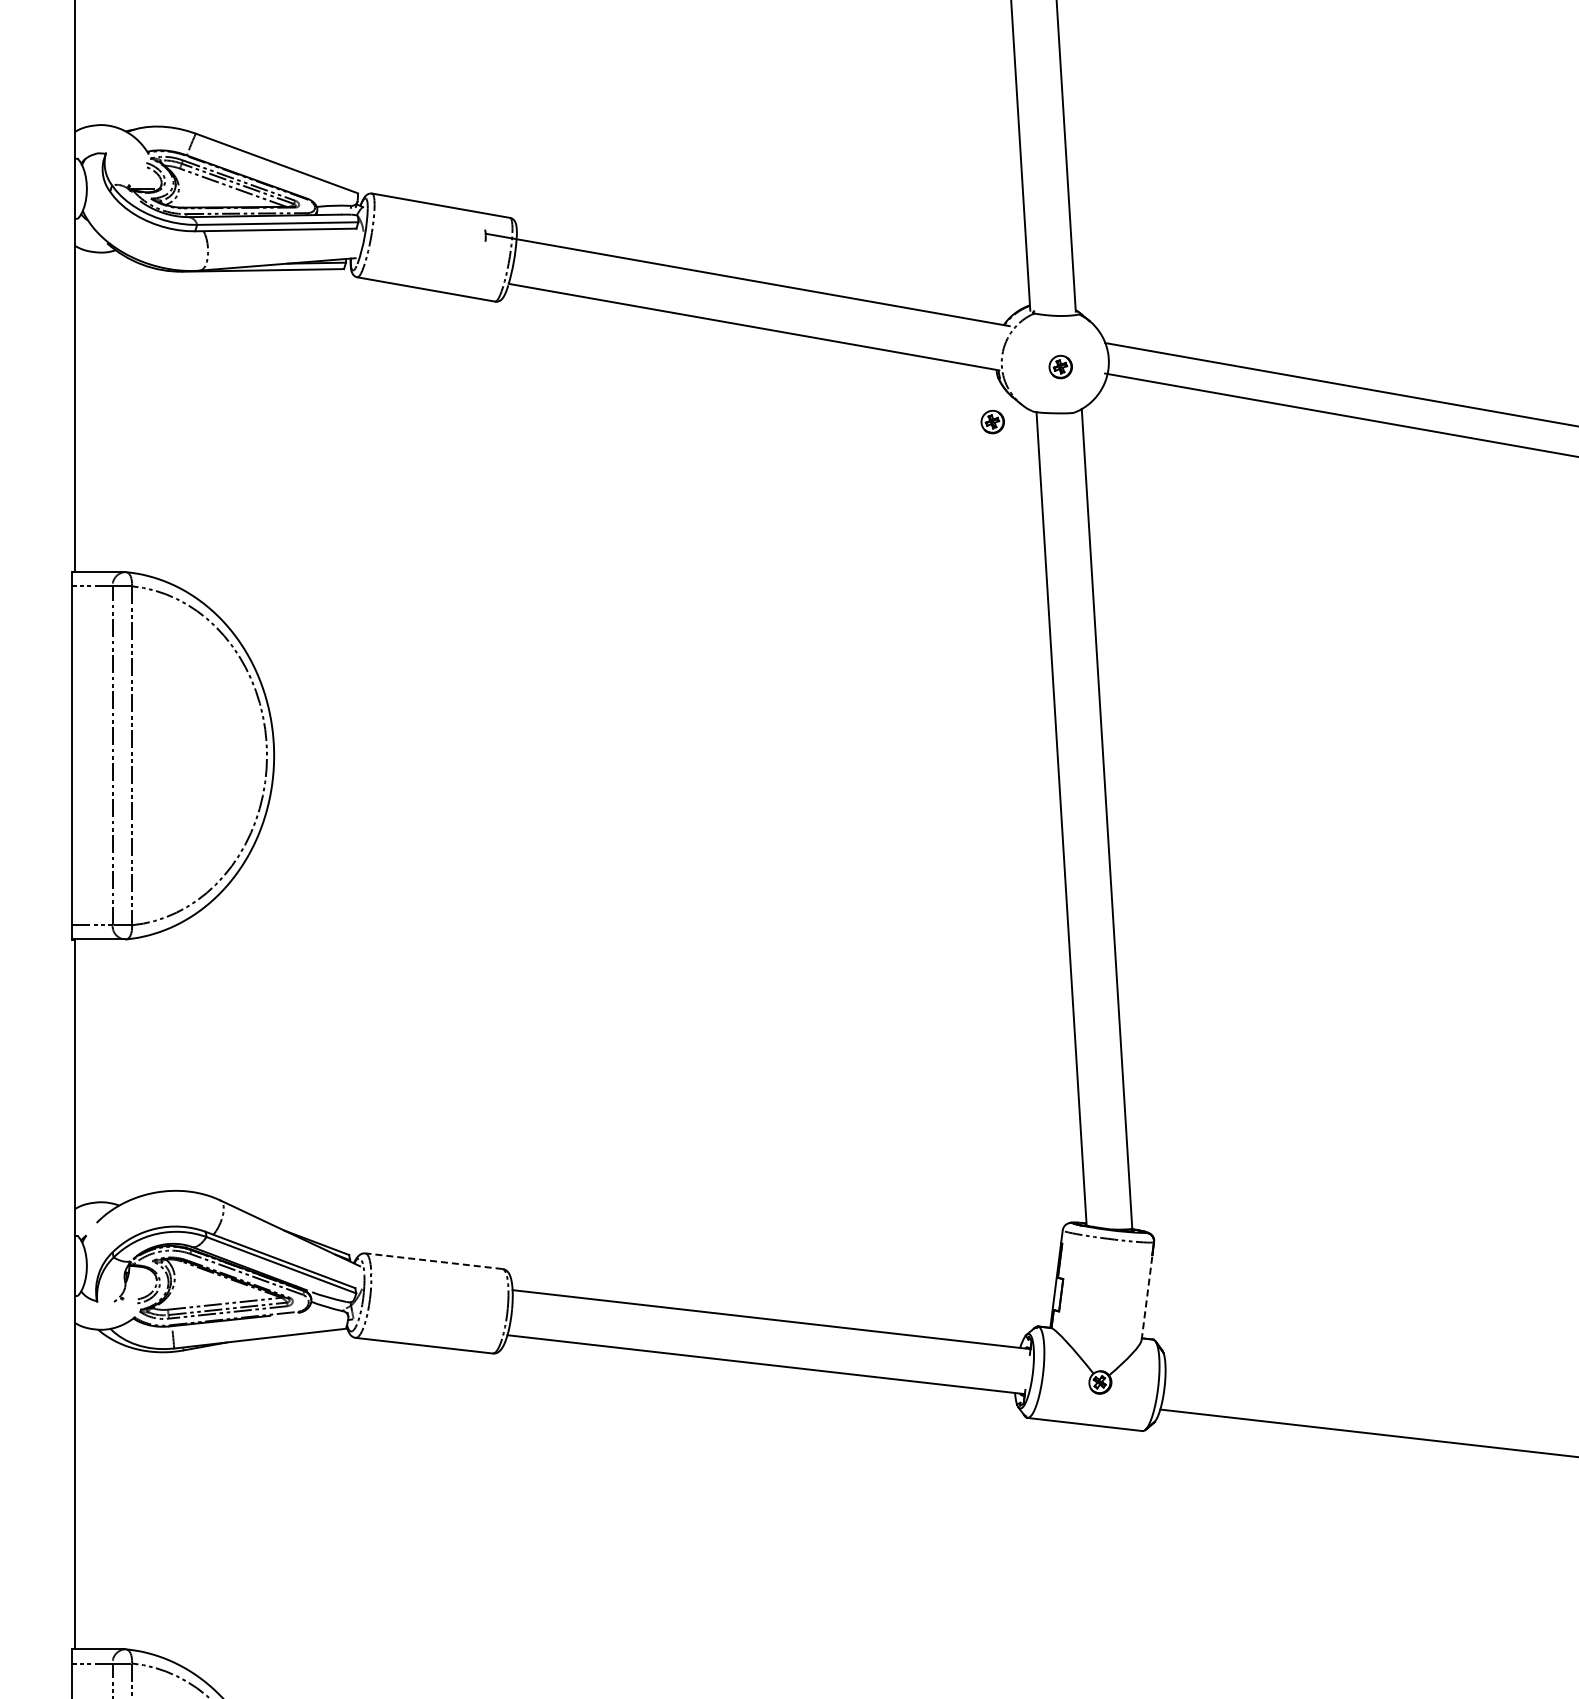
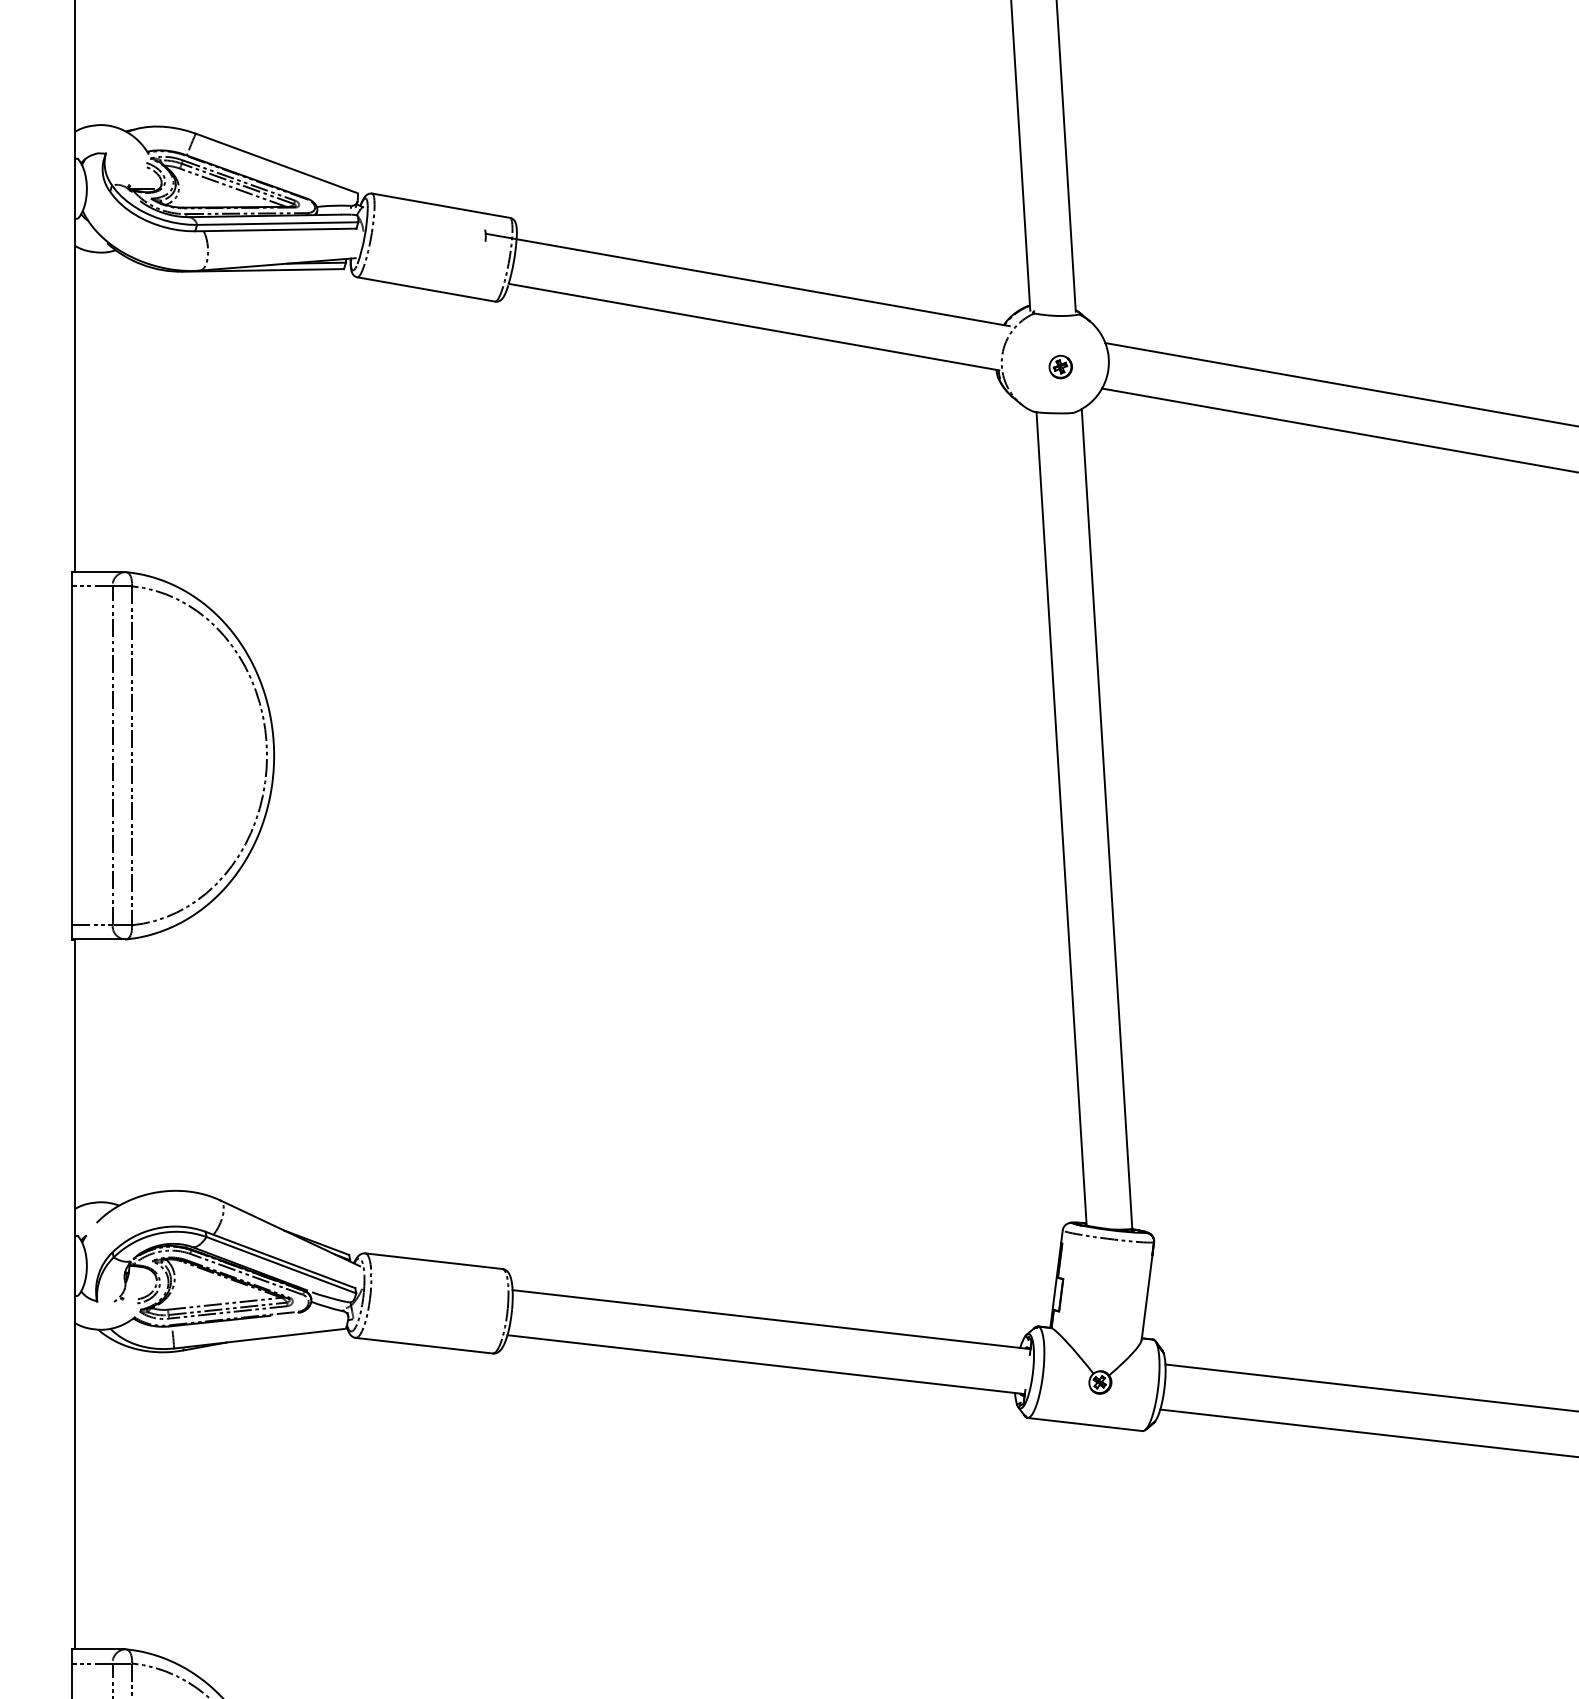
line position: (1340, 414) -> (1338, 430) (1338, 430)
part: present -> none (992, 421)
line: dashed -> solid (434, 1261)
line: dashed -> solid (1147, 1296)
line: none -> present (1370, 1387)
